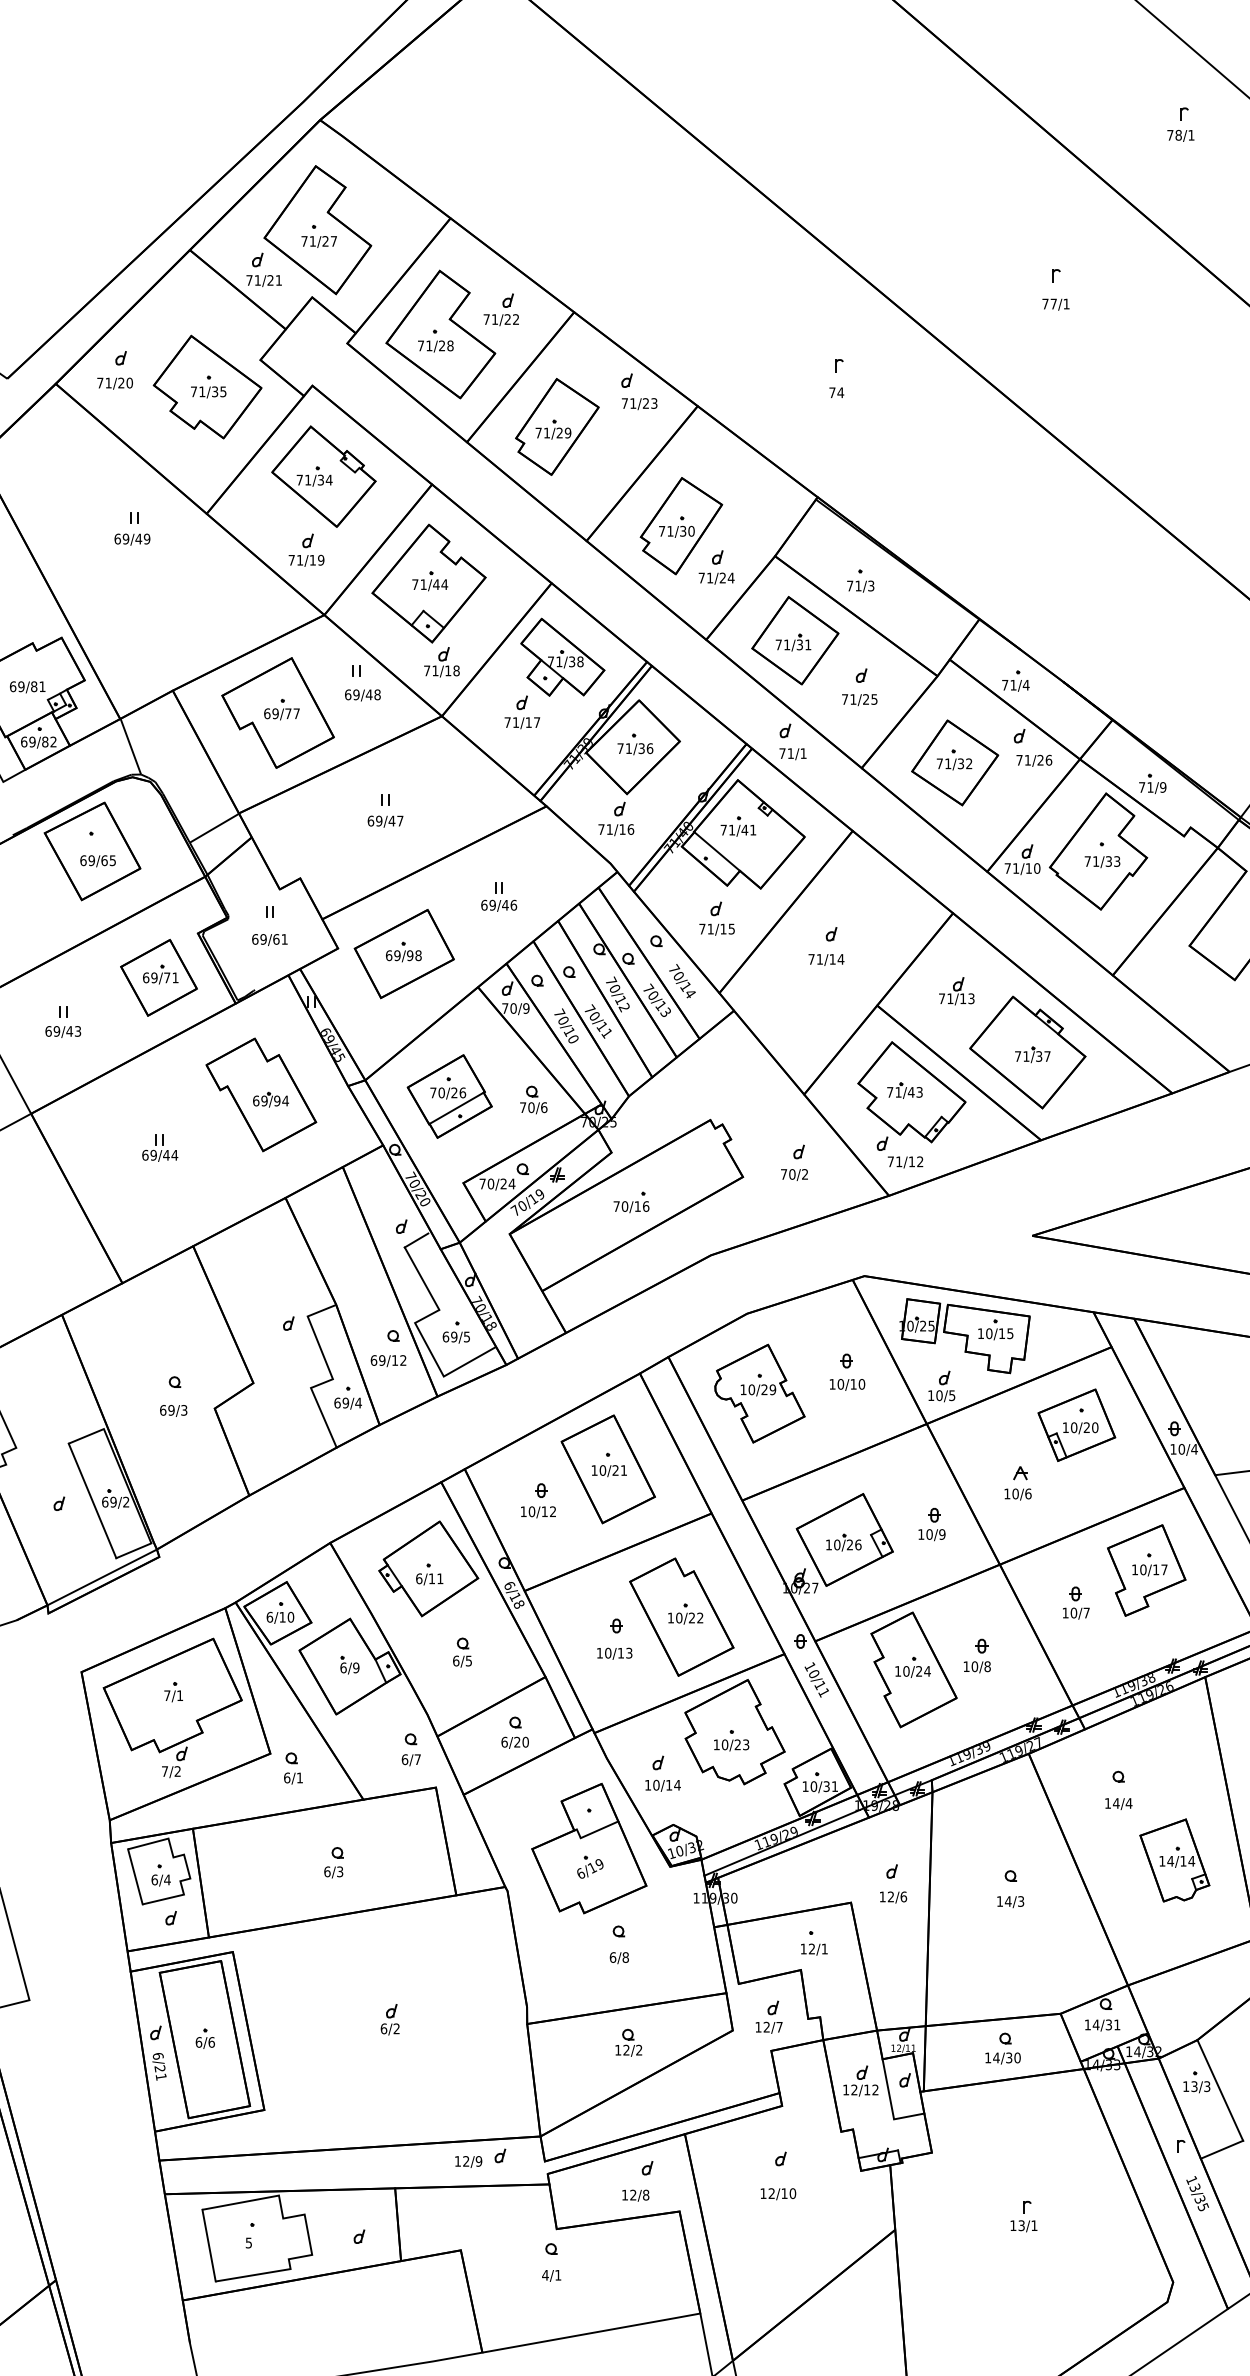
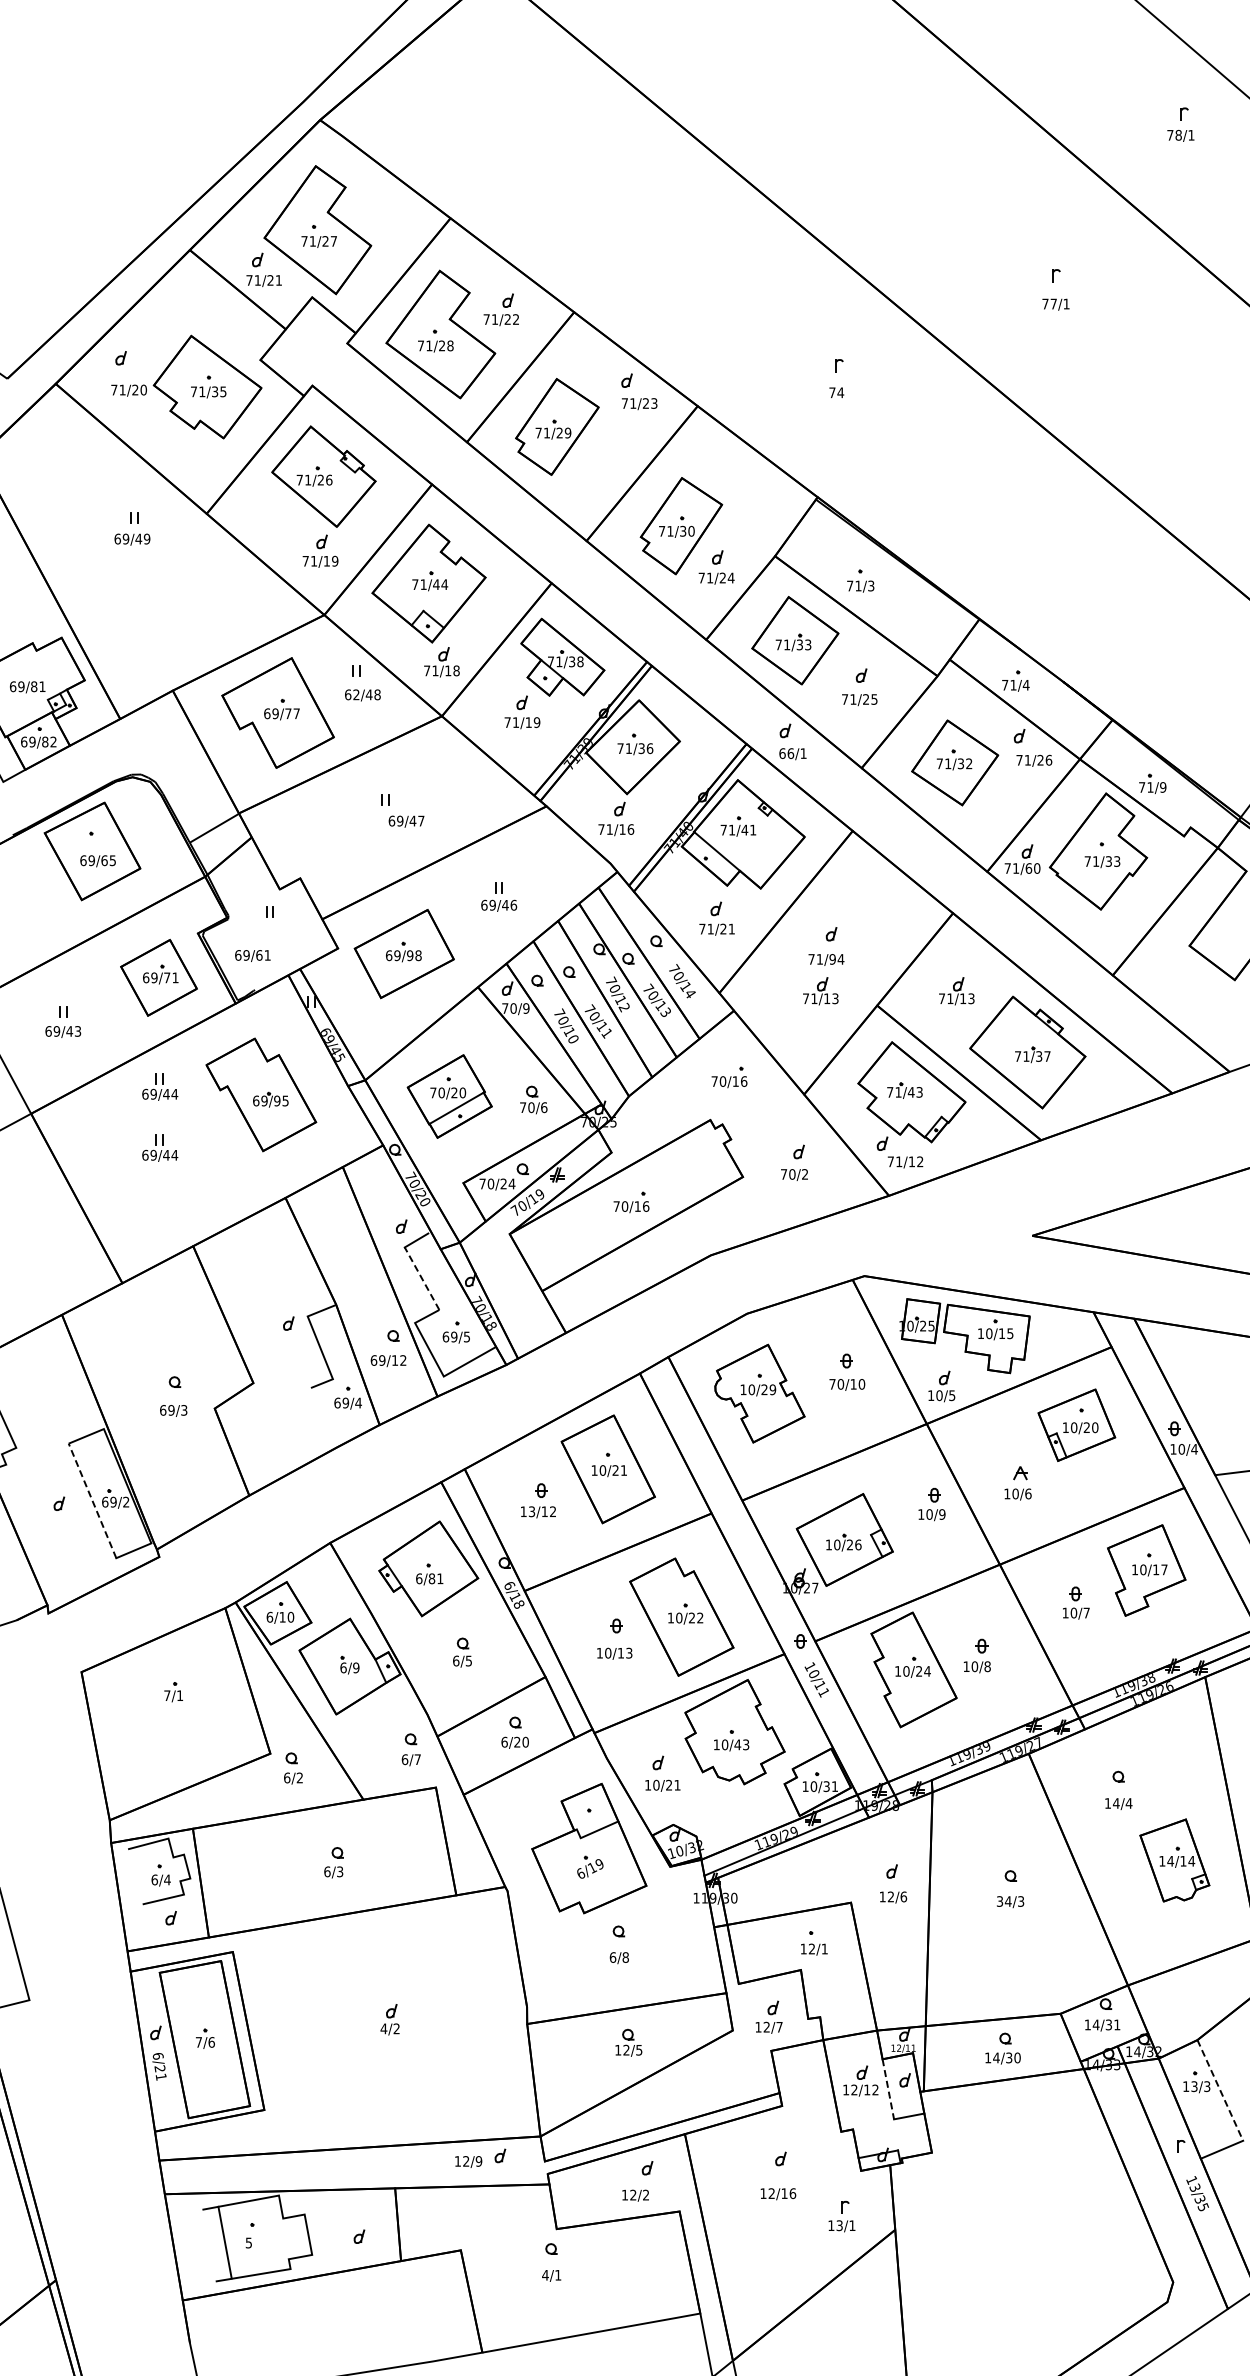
text position: (114, 383) -> (128, 390) (128, 390)
text: 71/34 -> 71/26 (324, 479)
part position: (306, 549) -> (320, 550) (320, 550)
text: 71/31 -> 71/33 (808, 644)
text: 69/48 -> 62/48 (356, 694)
text: 71/17 -> 71/19 (536, 722)
line: present -> none (130, 746)
text: 71/1 -> 66/1 (786, 753)
text position: (385, 821) -> (406, 821) (406, 821)
text: 71/10 -> 71/60 (1028, 868)
text: 71/15 -> 71/21 (727, 928)
text position: (269, 939) -> (252, 955) (252, 955)
text: 71/14 -> 71/94 (832, 959)
part: none -> present (820, 991)
part: none -> present (729, 1077)
part: none -> present (160, 1086)
text: 70/26 -> 70/20 (462, 1092)
text: 69/94 -> 69/95 (285, 1100)
line: solid -> dashed (422, 1278)
text: 10/10 -> 70/10 (832, 1384)
line: present -> none (323, 1417)
line: solid -> dashed (92, 1500)
text: 10/12 -> 13/12 (531, 1511)
part position: (931, 1524) -> (931, 1504) (931, 1504)
line: present -> none (101, 1577)
text: 6/11 -> 6/81 (431, 1578)
part: present -> none (172, 1707)
text: 10/23 -> 10/43 (737, 1744)
text: 6/1 -> 6/2 (299, 1777)
text: 10/14 -> 10/21 (673, 1784)
line: present -> none (135, 1876)
text: 14/3 -> 34/3 (999, 1901)
text: 6/2 -> 4/2 (383, 2028)
text: 6/6 -> 7/6 (198, 2042)
text: 12/2 -> 12/5 (639, 2049)
line: solid -> dashed (888, 2090)
line: solid -> dashed (1220, 2090)
text: 12/10 -> 12/16 (793, 2193)
text: 12/8 -> 12/2 (646, 2194)
part position: (1023, 2216) -> (841, 2216) (841, 2216)
line position: (208, 2245) -> (224, 2242) (224, 2242)
